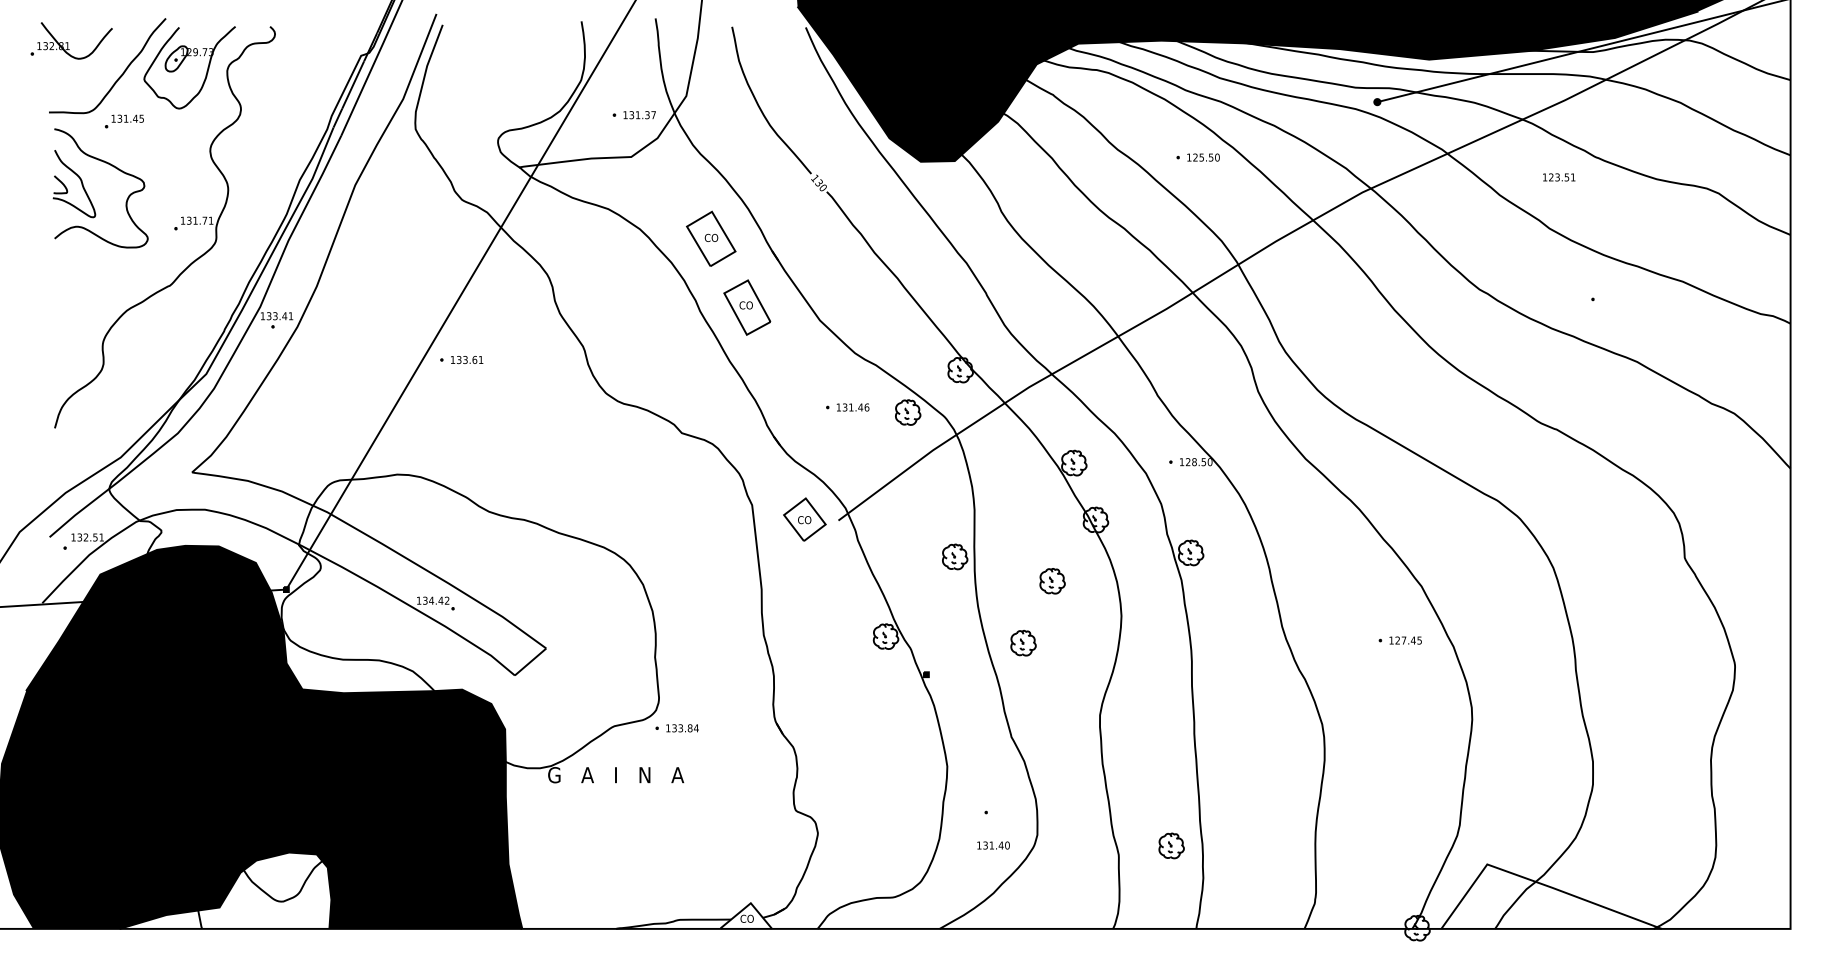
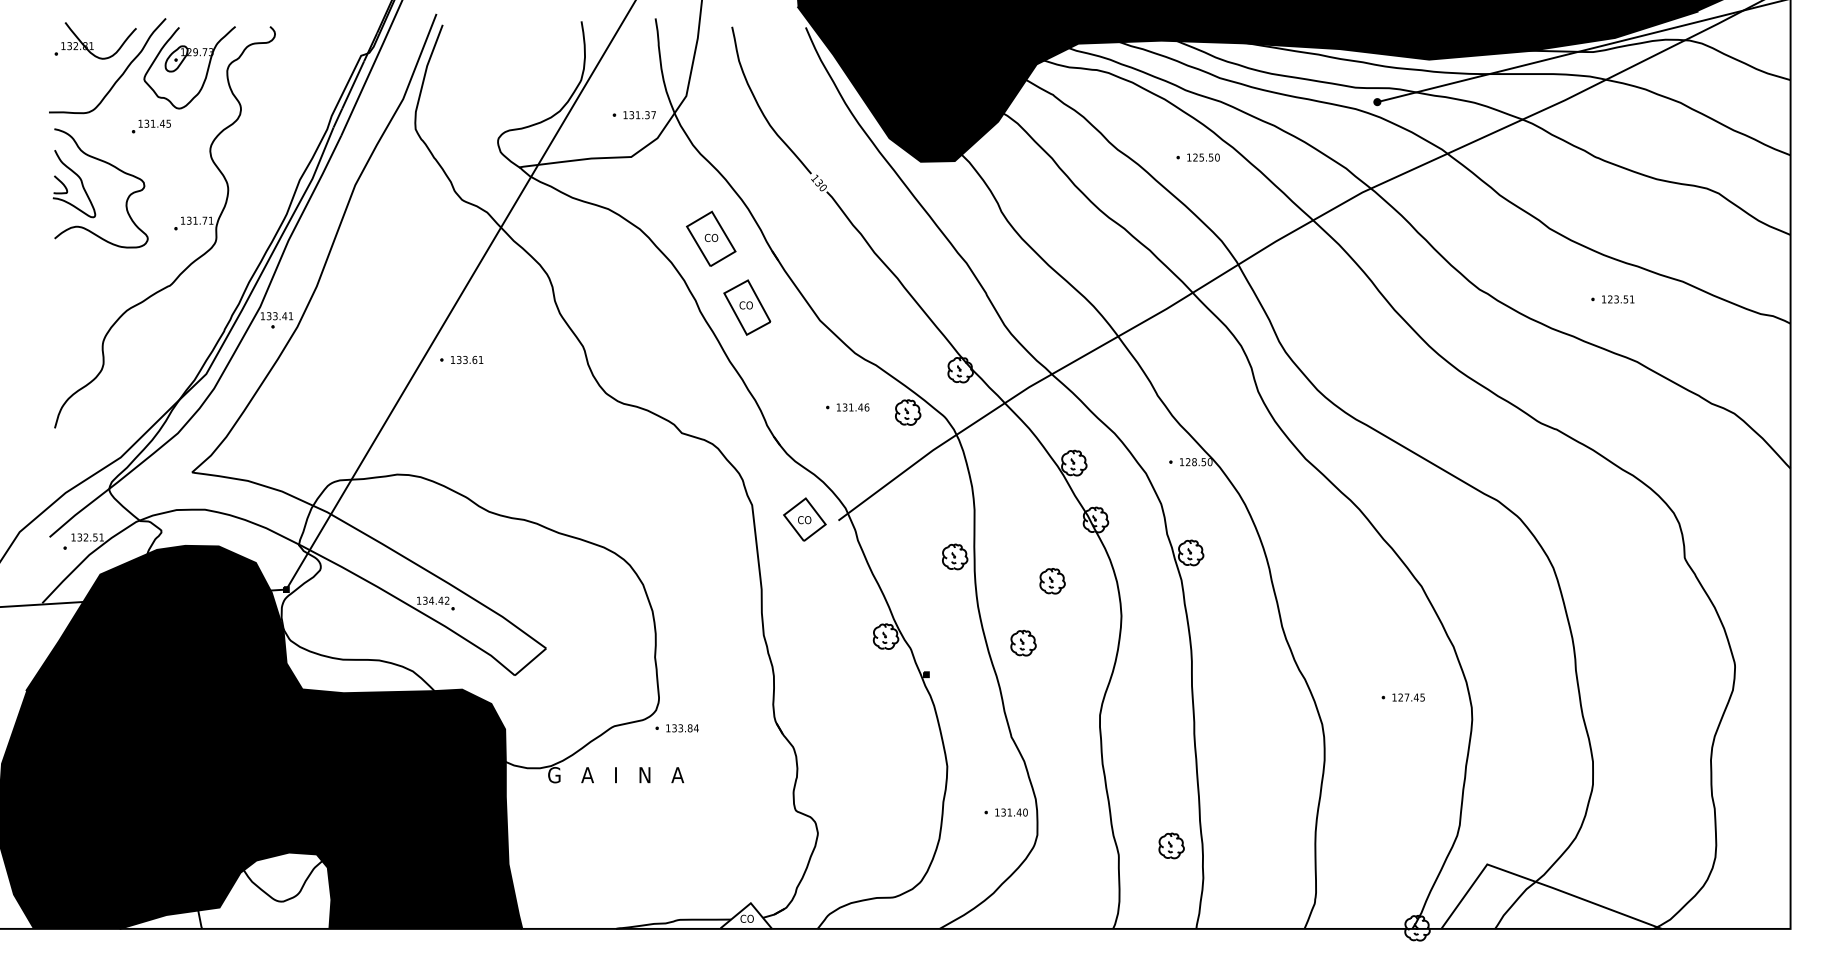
part position: (71, 40) -> (95, 40) (95, 40)
part position: (124, 121) -> (151, 126) (151, 126)
text position: (1559, 177) -> (1618, 299) (1618, 299)
part position: (1399, 640) -> (1402, 697) (1402, 697)
text position: (993, 845) -> (1011, 812) (1011, 812)
